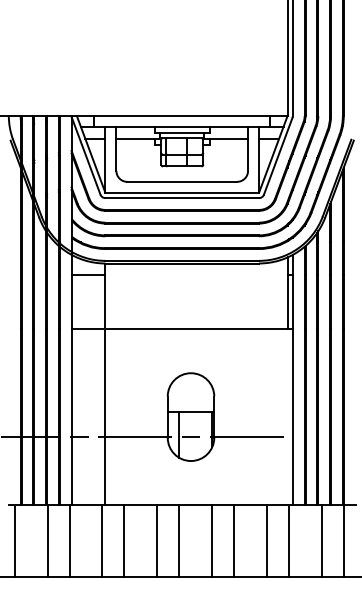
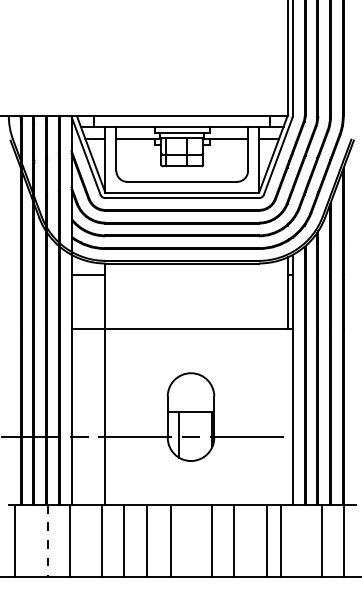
line position: (157, 540) -> (147, 540) (147, 540)
line position: (179, 540) -> (171, 540) (171, 540)
line position: (289, 540) -> (281, 540) (281, 540)
line: solid -> dashed (47, 541)
